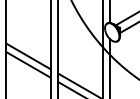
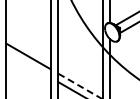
line: present -> none (28, 64)
line: solid -> dashed (79, 85)
